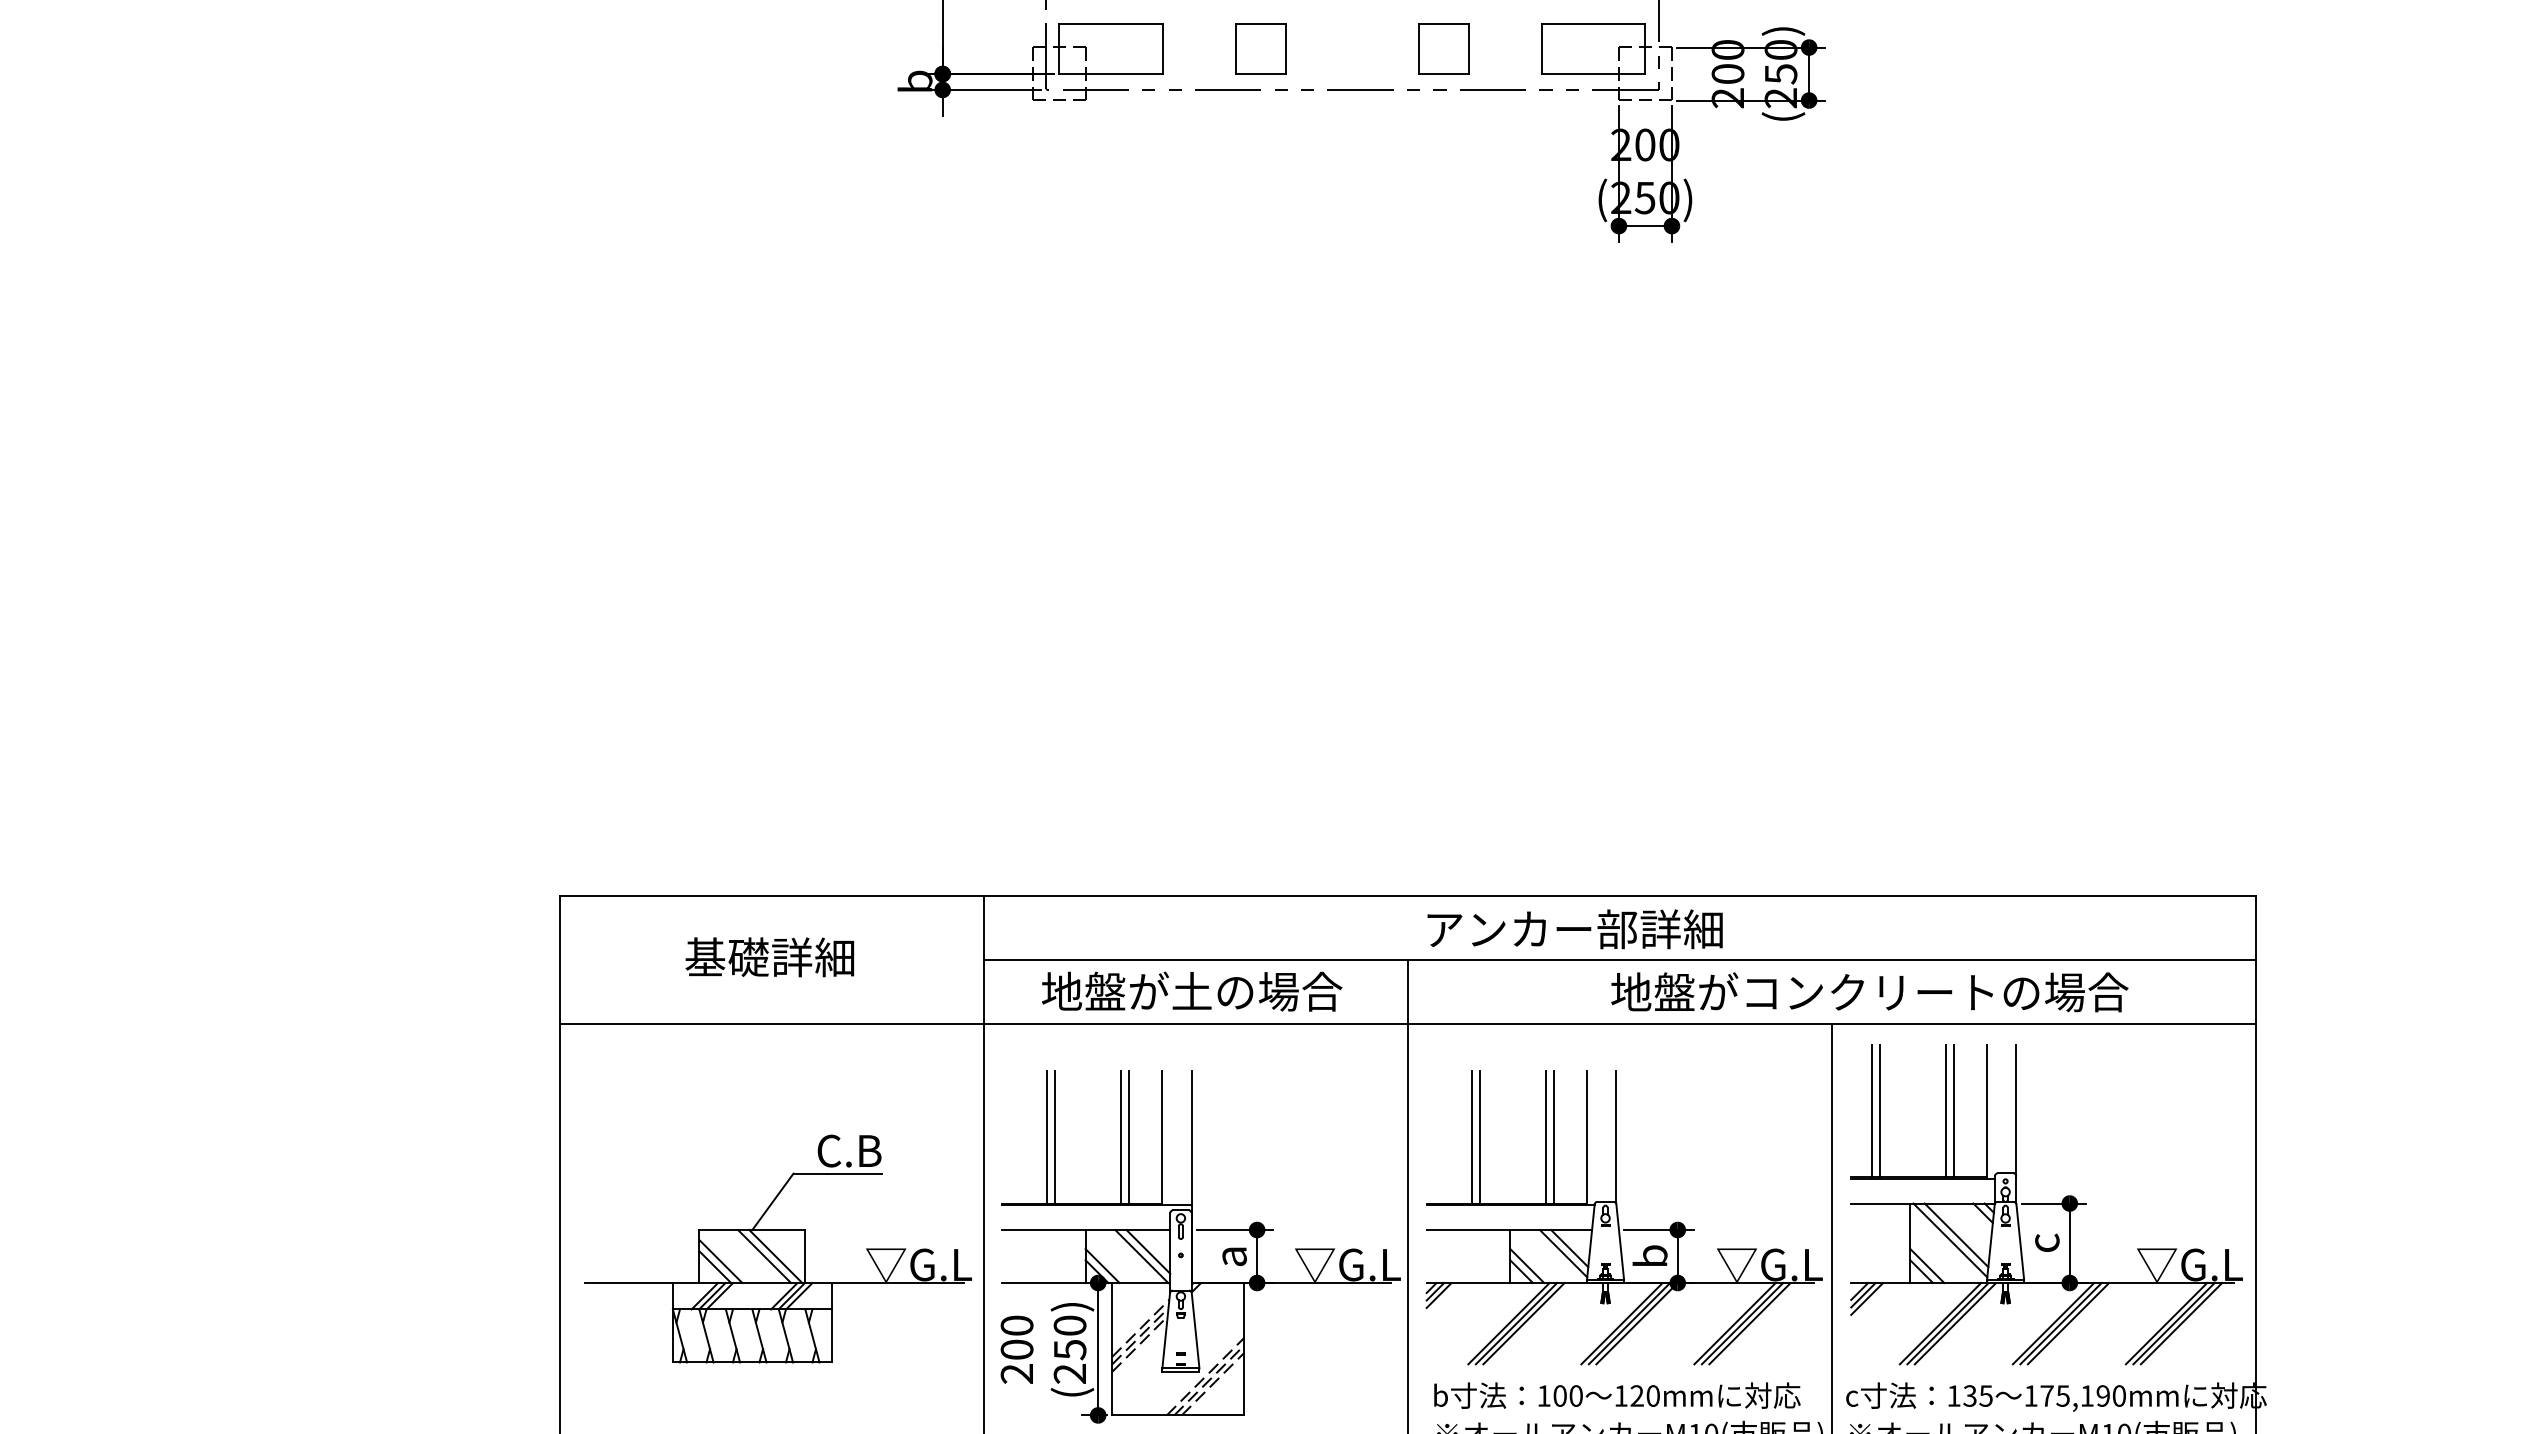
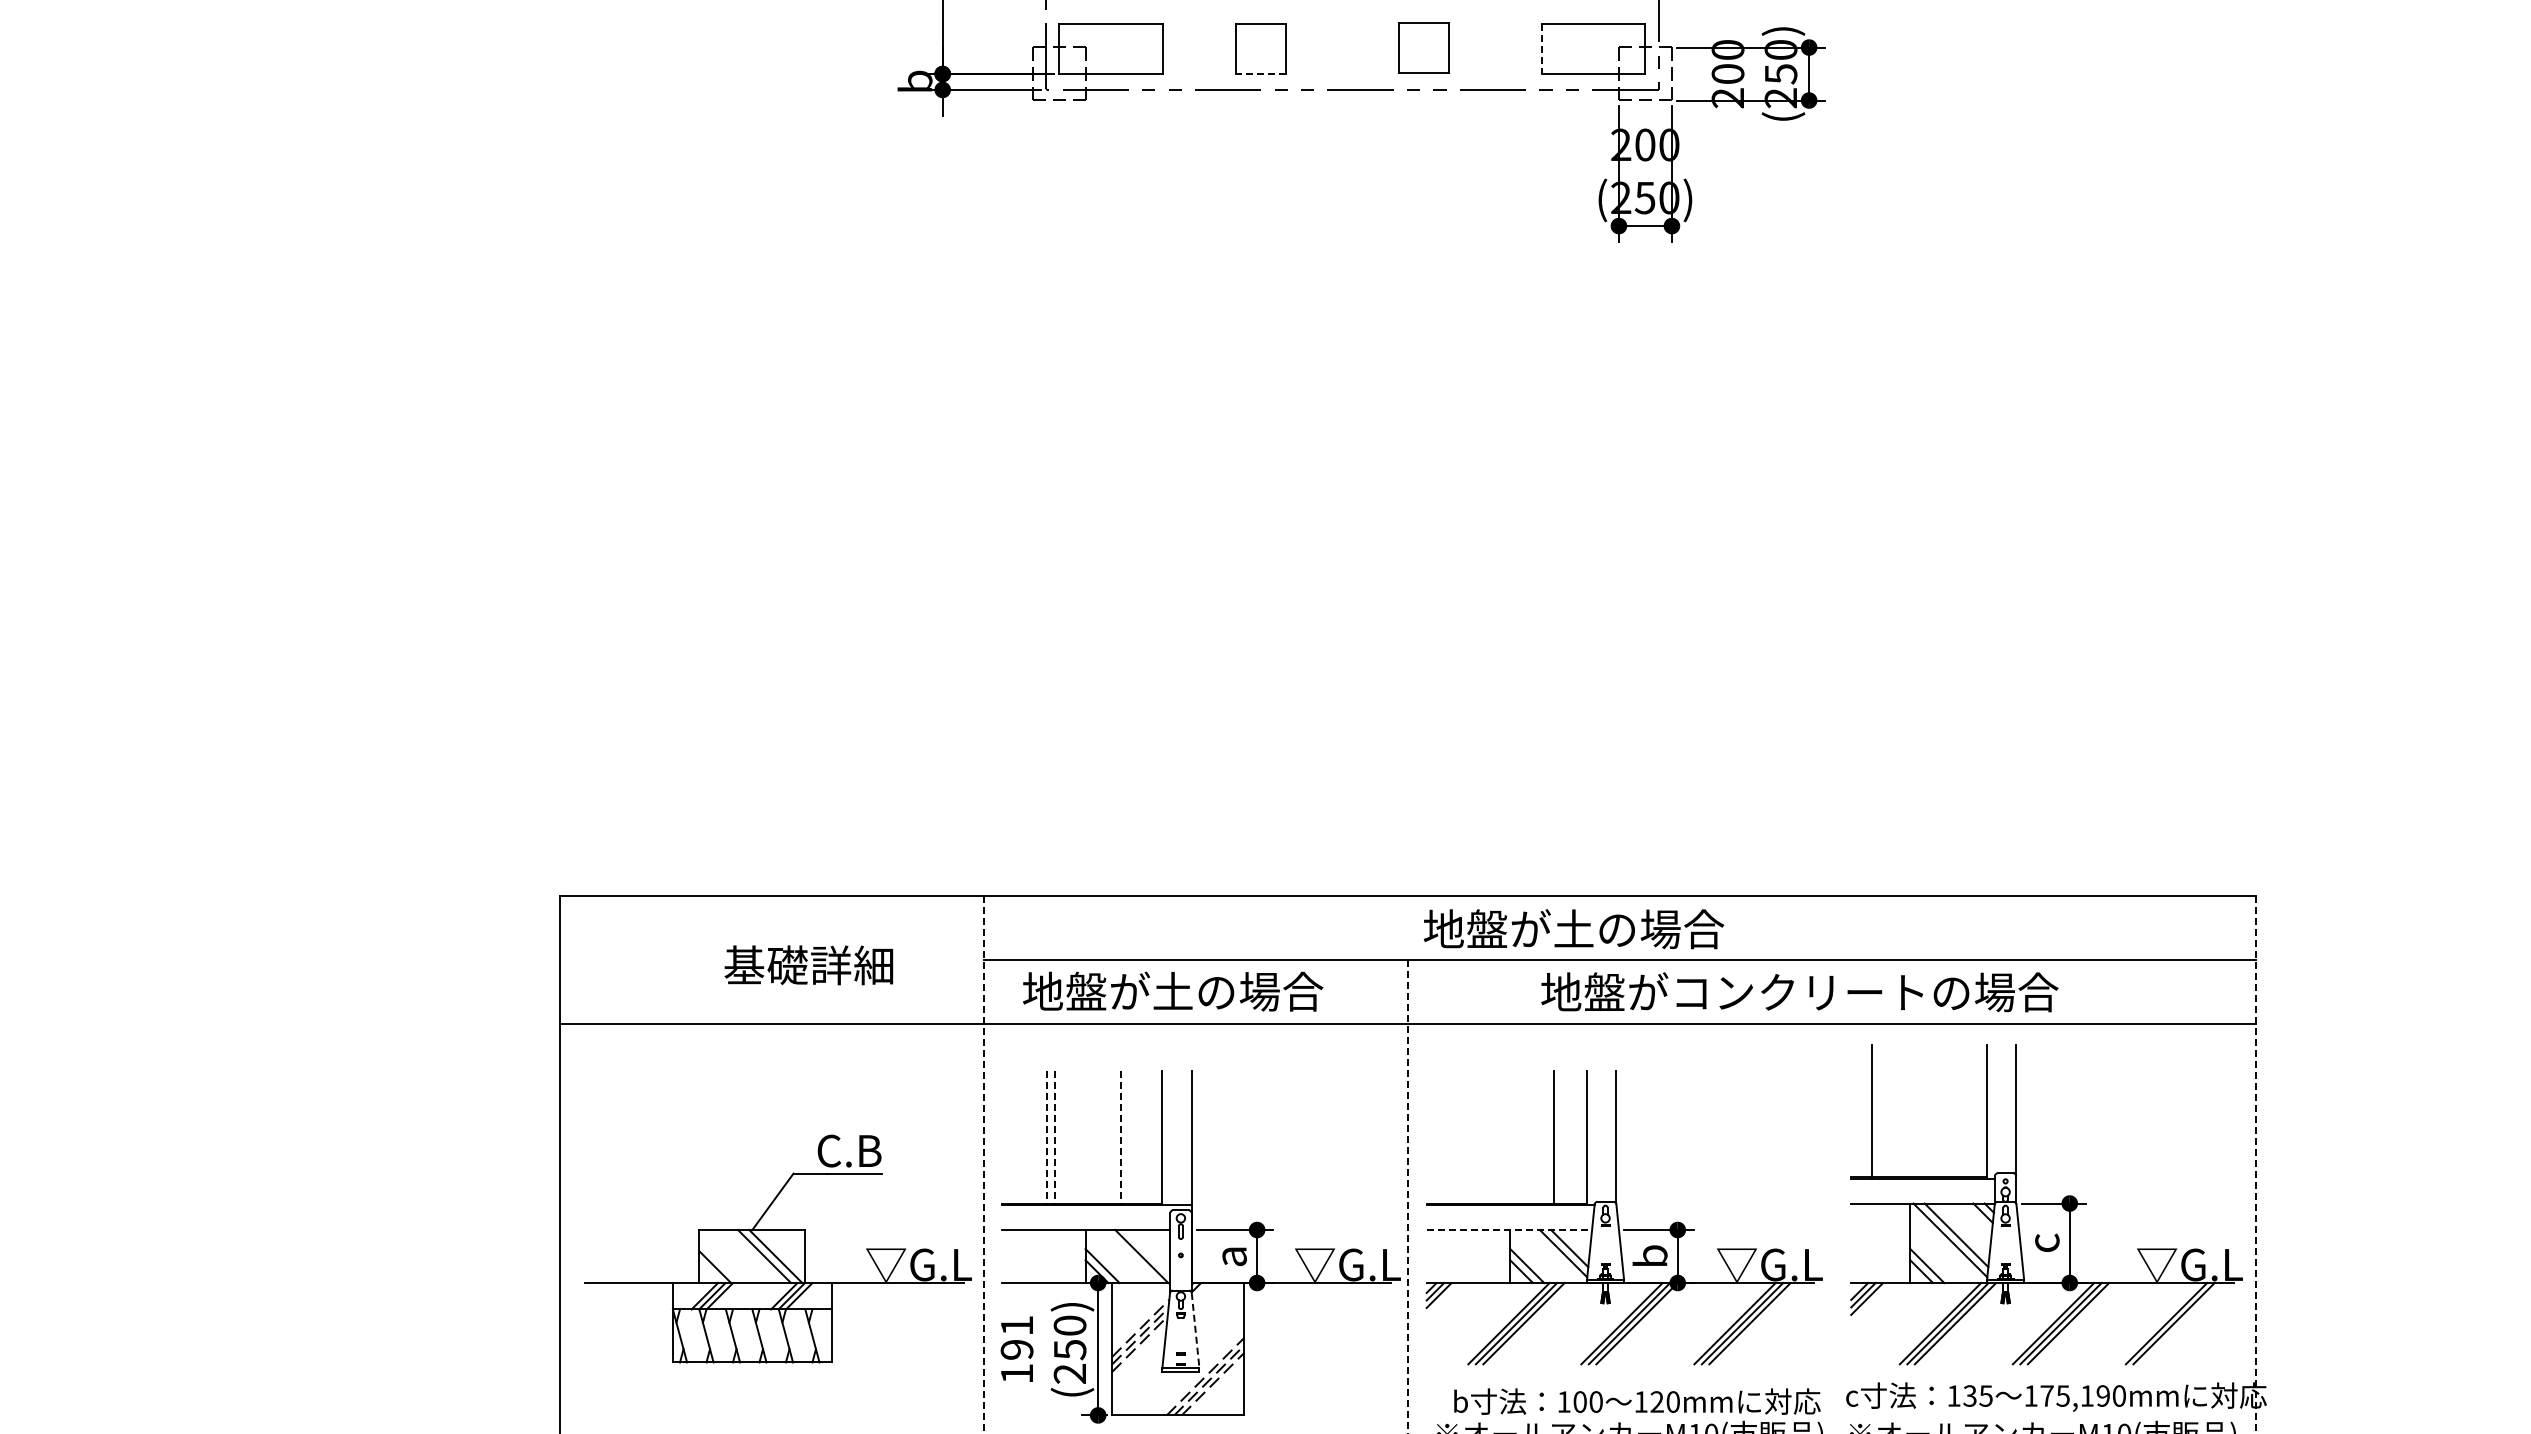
part position: (1443, 48) -> (1423, 47) (1423, 47)
line: solid -> dashed (1542, 49)
line: solid -> dashed (1260, 73)
text: アンカー部詳細 -> 地盤が土の場合 (1573, 929)
text position: (769, 957) -> (808, 965) (808, 965)
text position: (1192, 991) -> (1173, 991) (1173, 991)
text position: (1869, 992) -> (1799, 992) (1799, 992)
line: present -> none (1879, 1110)
line: present -> none (1946, 1110)
line: present -> none (1953, 1110)
line: solid -> dashed (1047, 1137)
line: solid -> dashed (1055, 1137)
line: solid -> dashed (1121, 1137)
line: present -> none (1129, 1137)
line: present -> none (1471, 1137)
line: present -> none (1479, 1137)
line: present -> none (1545, 1137)
line: solid -> dashed (984, 1165)
line: solid -> dashed (2255, 1165)
line: solid -> dashed (1407, 1196)
line: present -> none (1831, 1226)
line: solid -> dashed (1509, 1230)
line: present -> none (1148, 1251)
line: present -> none (720, 1261)
line: present -> none (2181, 1323)
line: solid -> dashed (1195, 1330)
text: 200 -> 191 (1016, 1349)
text position: (1617, 1395) -> (1637, 1401) (1637, 1401)
